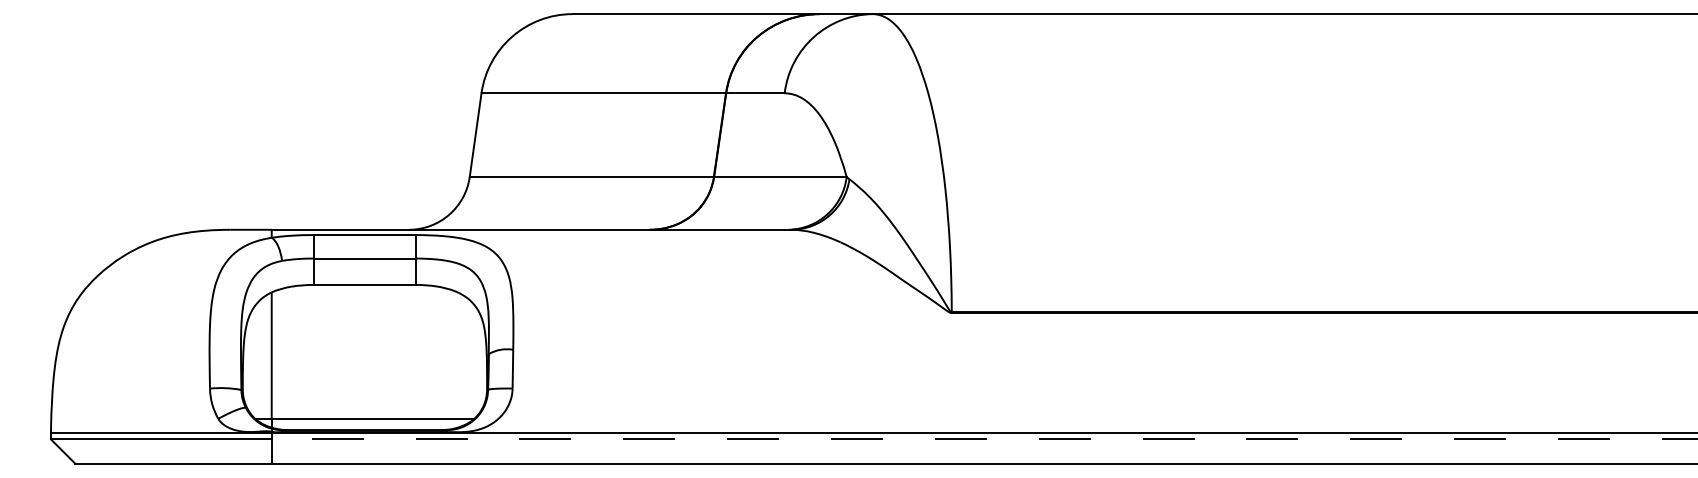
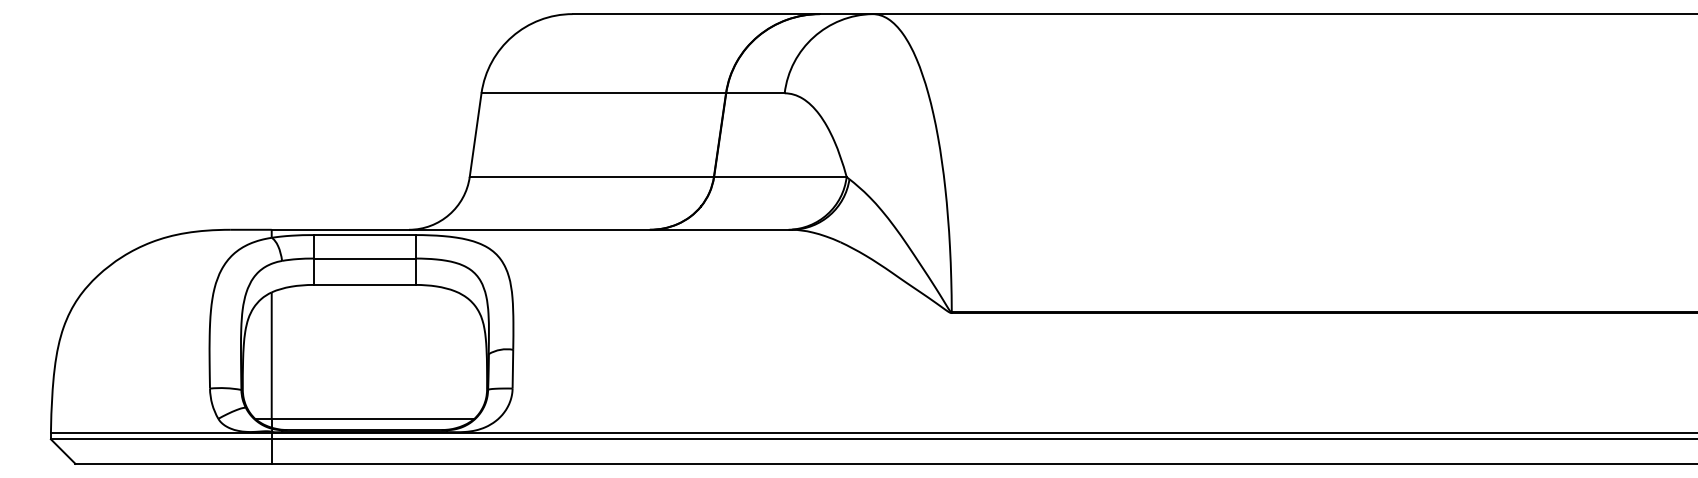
line: dashed -> solid (984, 439)
